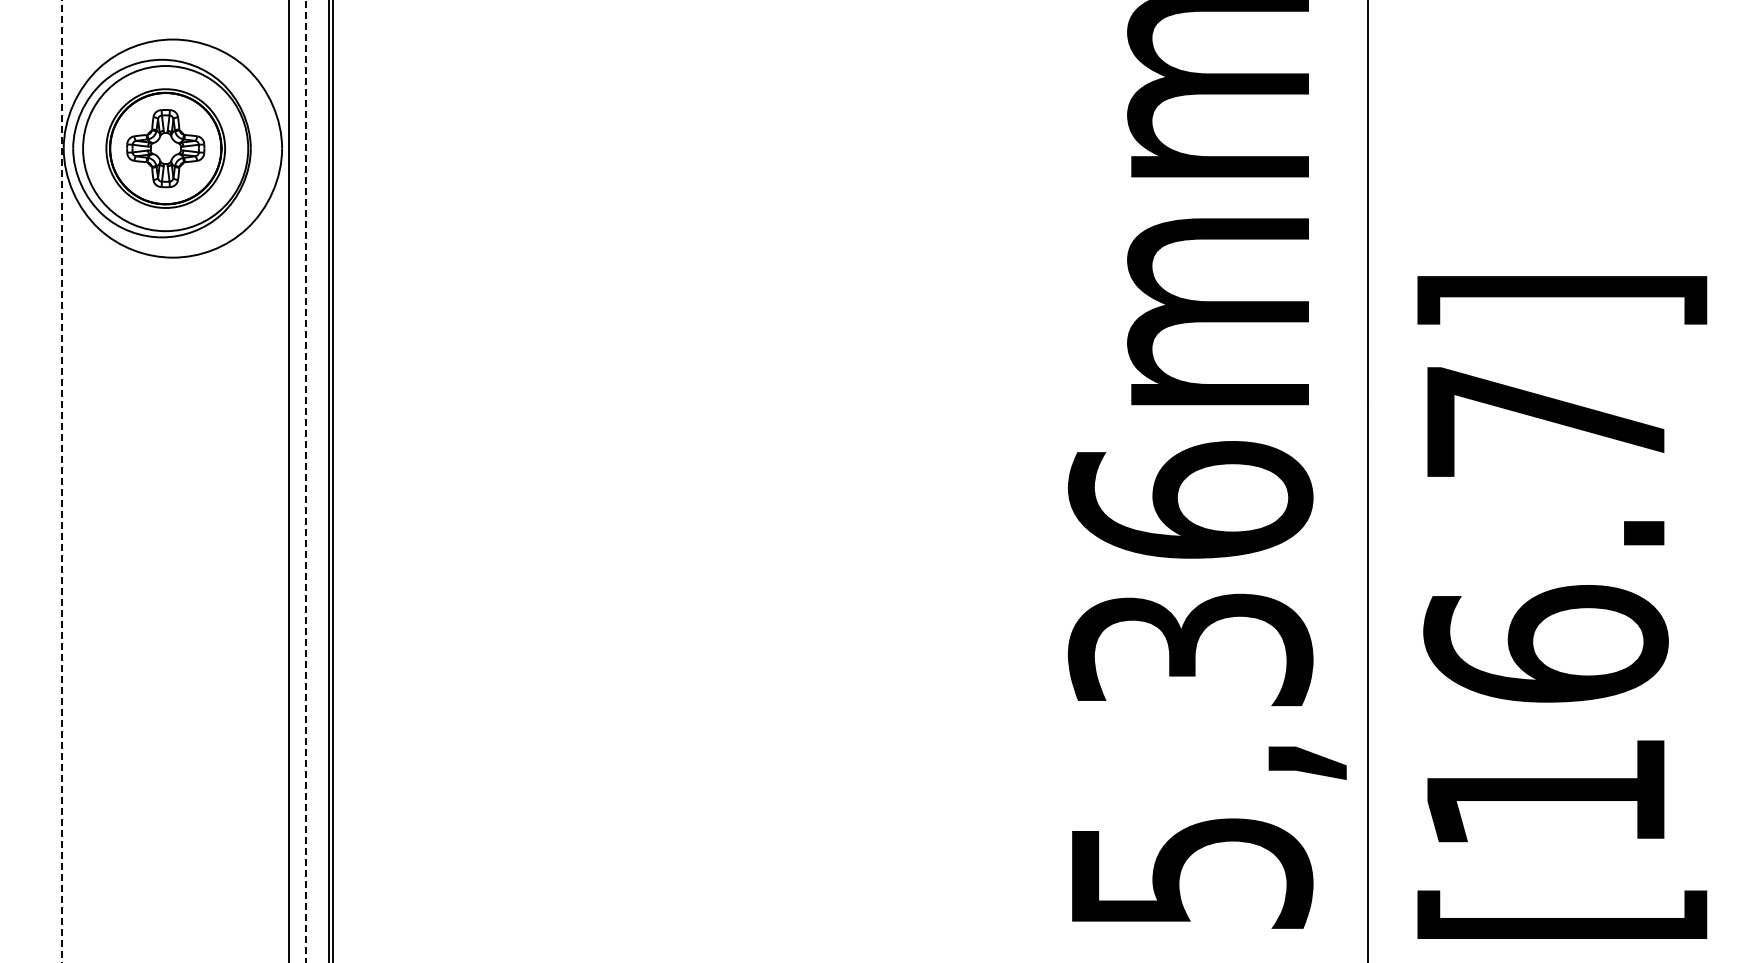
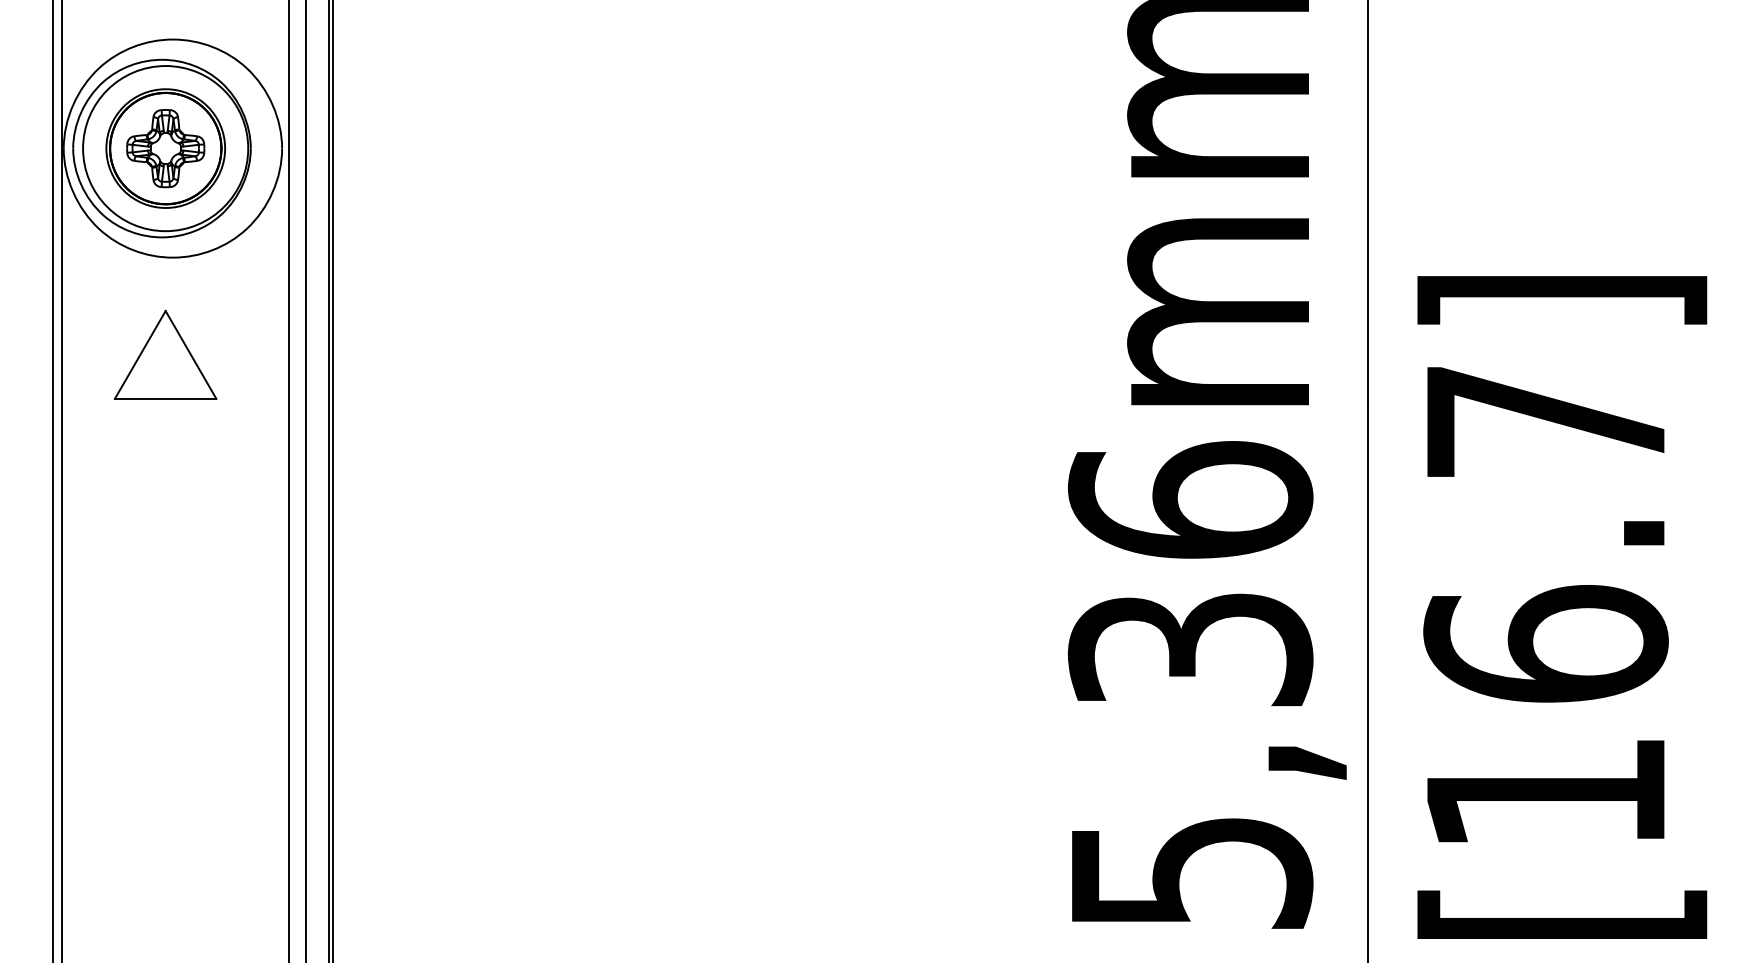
part: none -> present (165, 354)
line: none -> present (52, 480)
line: dashed -> solid (62, 481)
line: dashed -> solid (305, 481)
